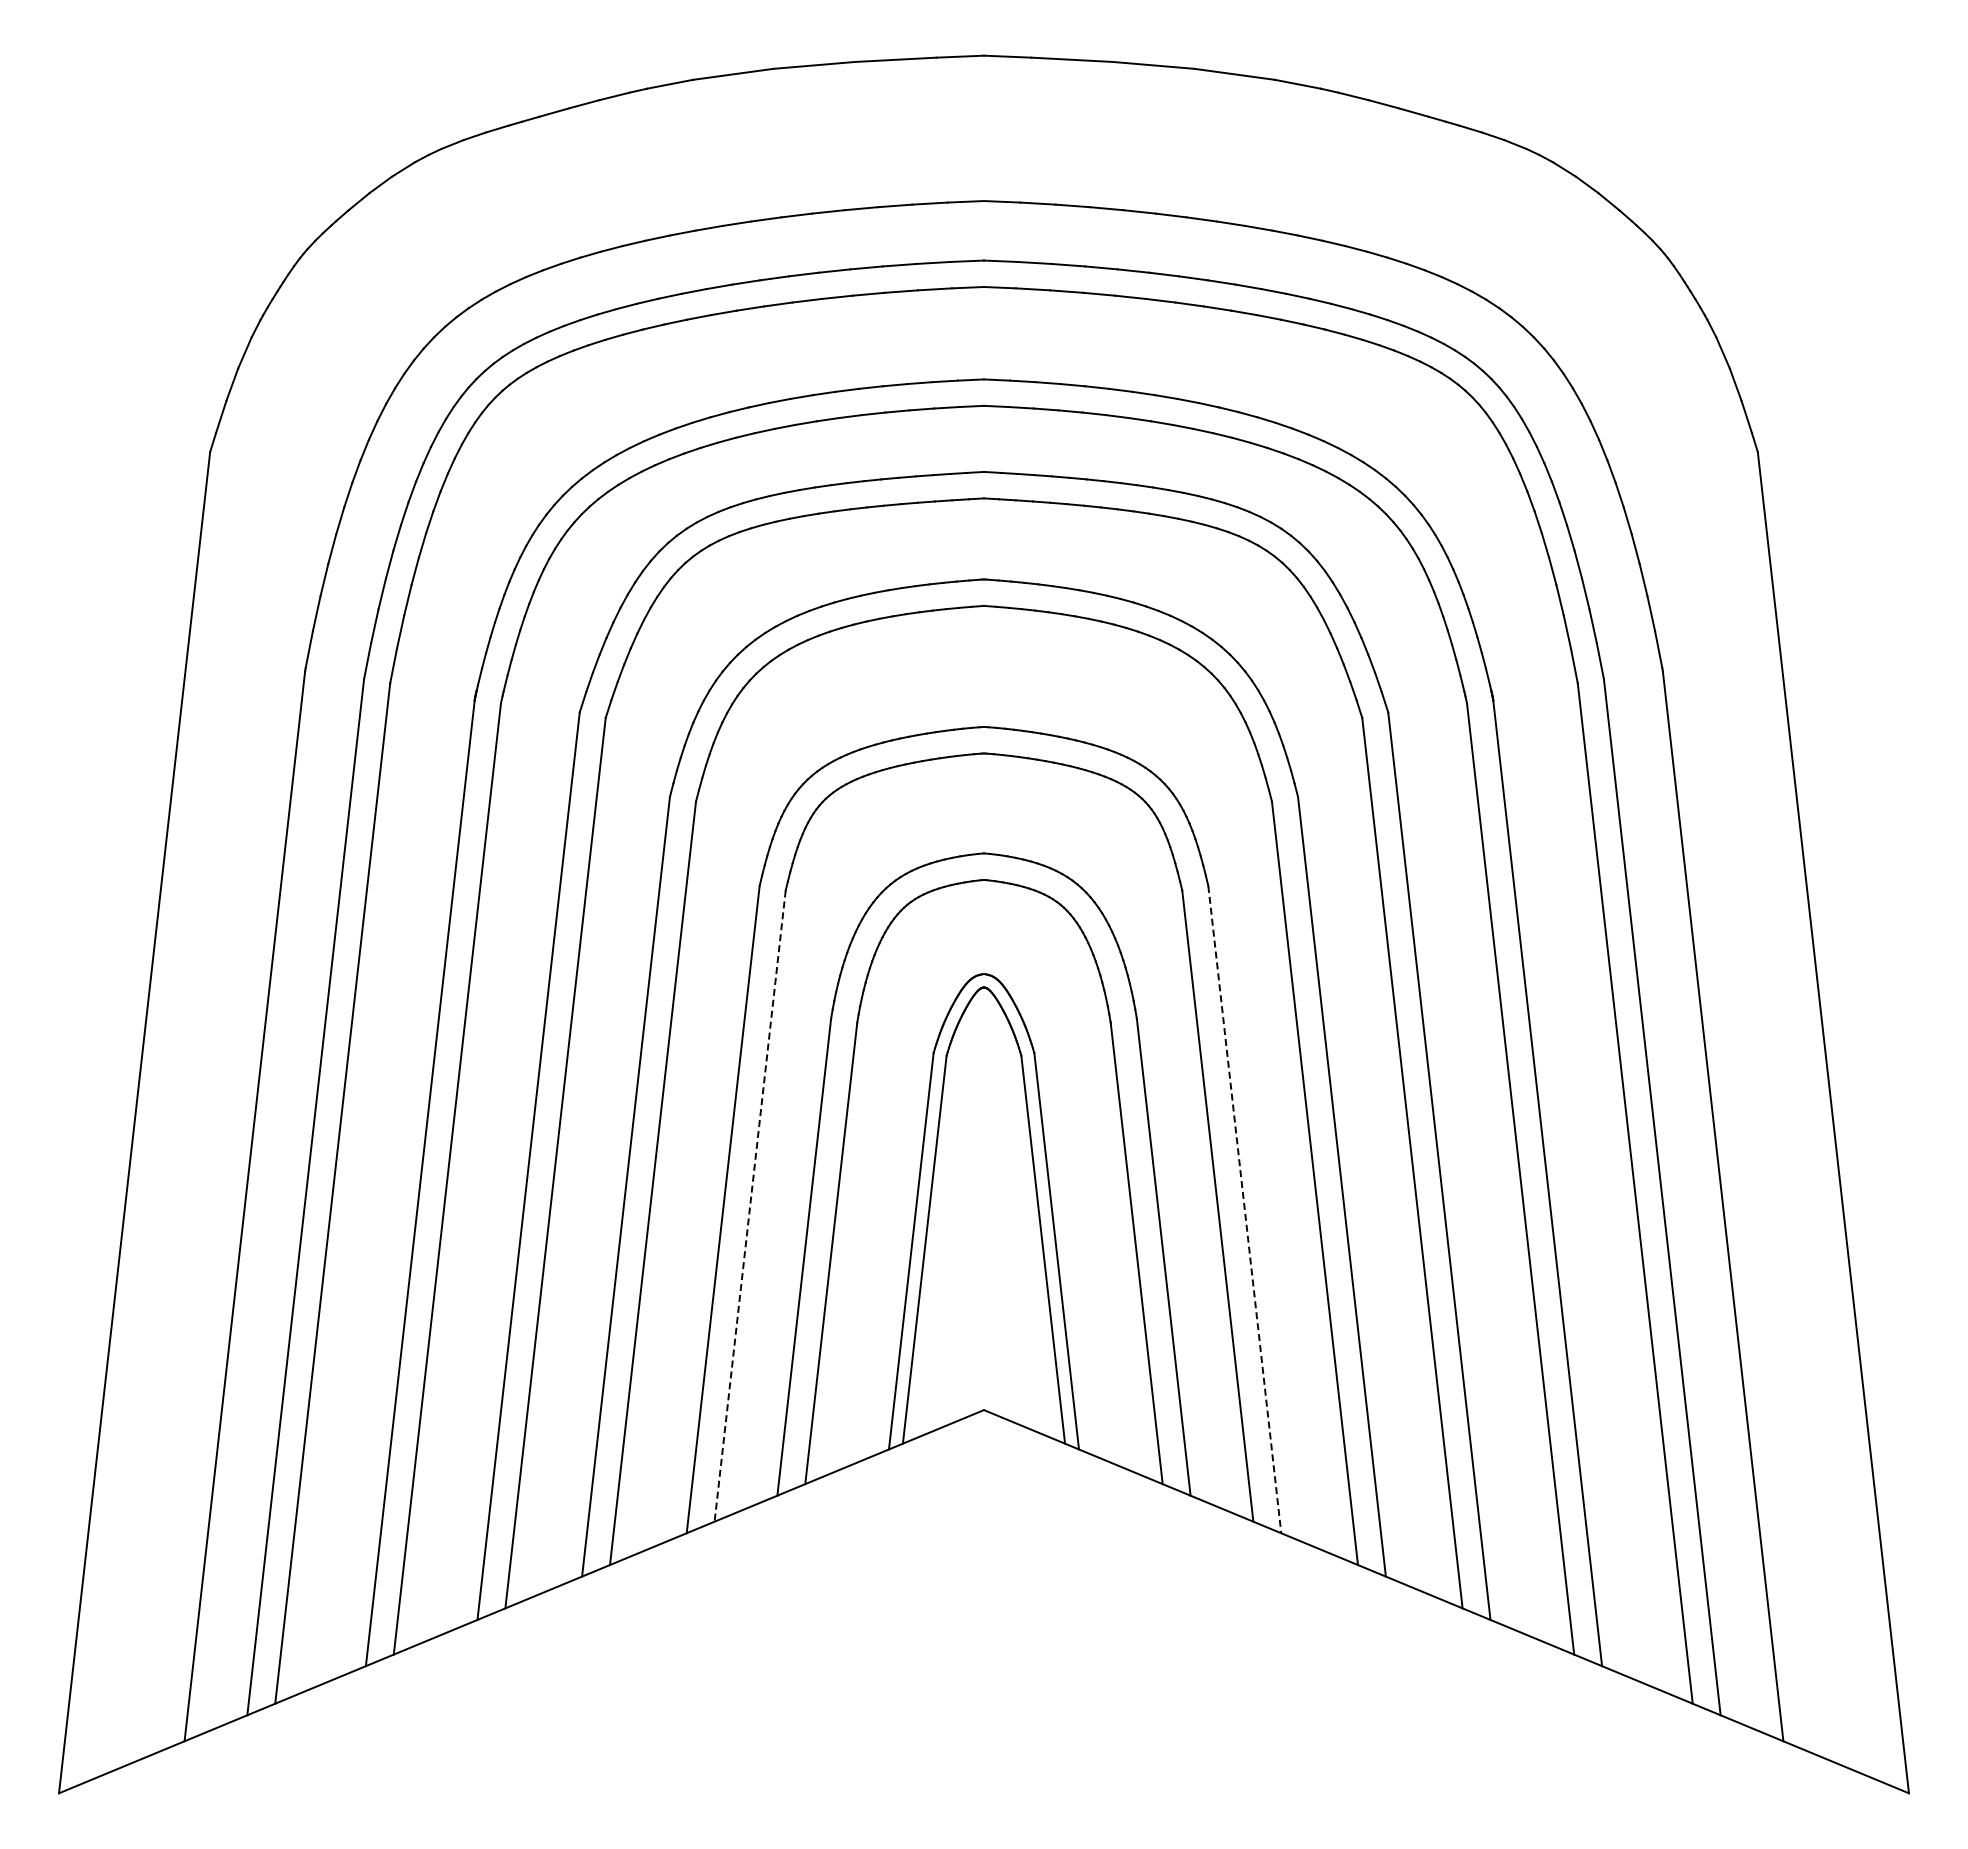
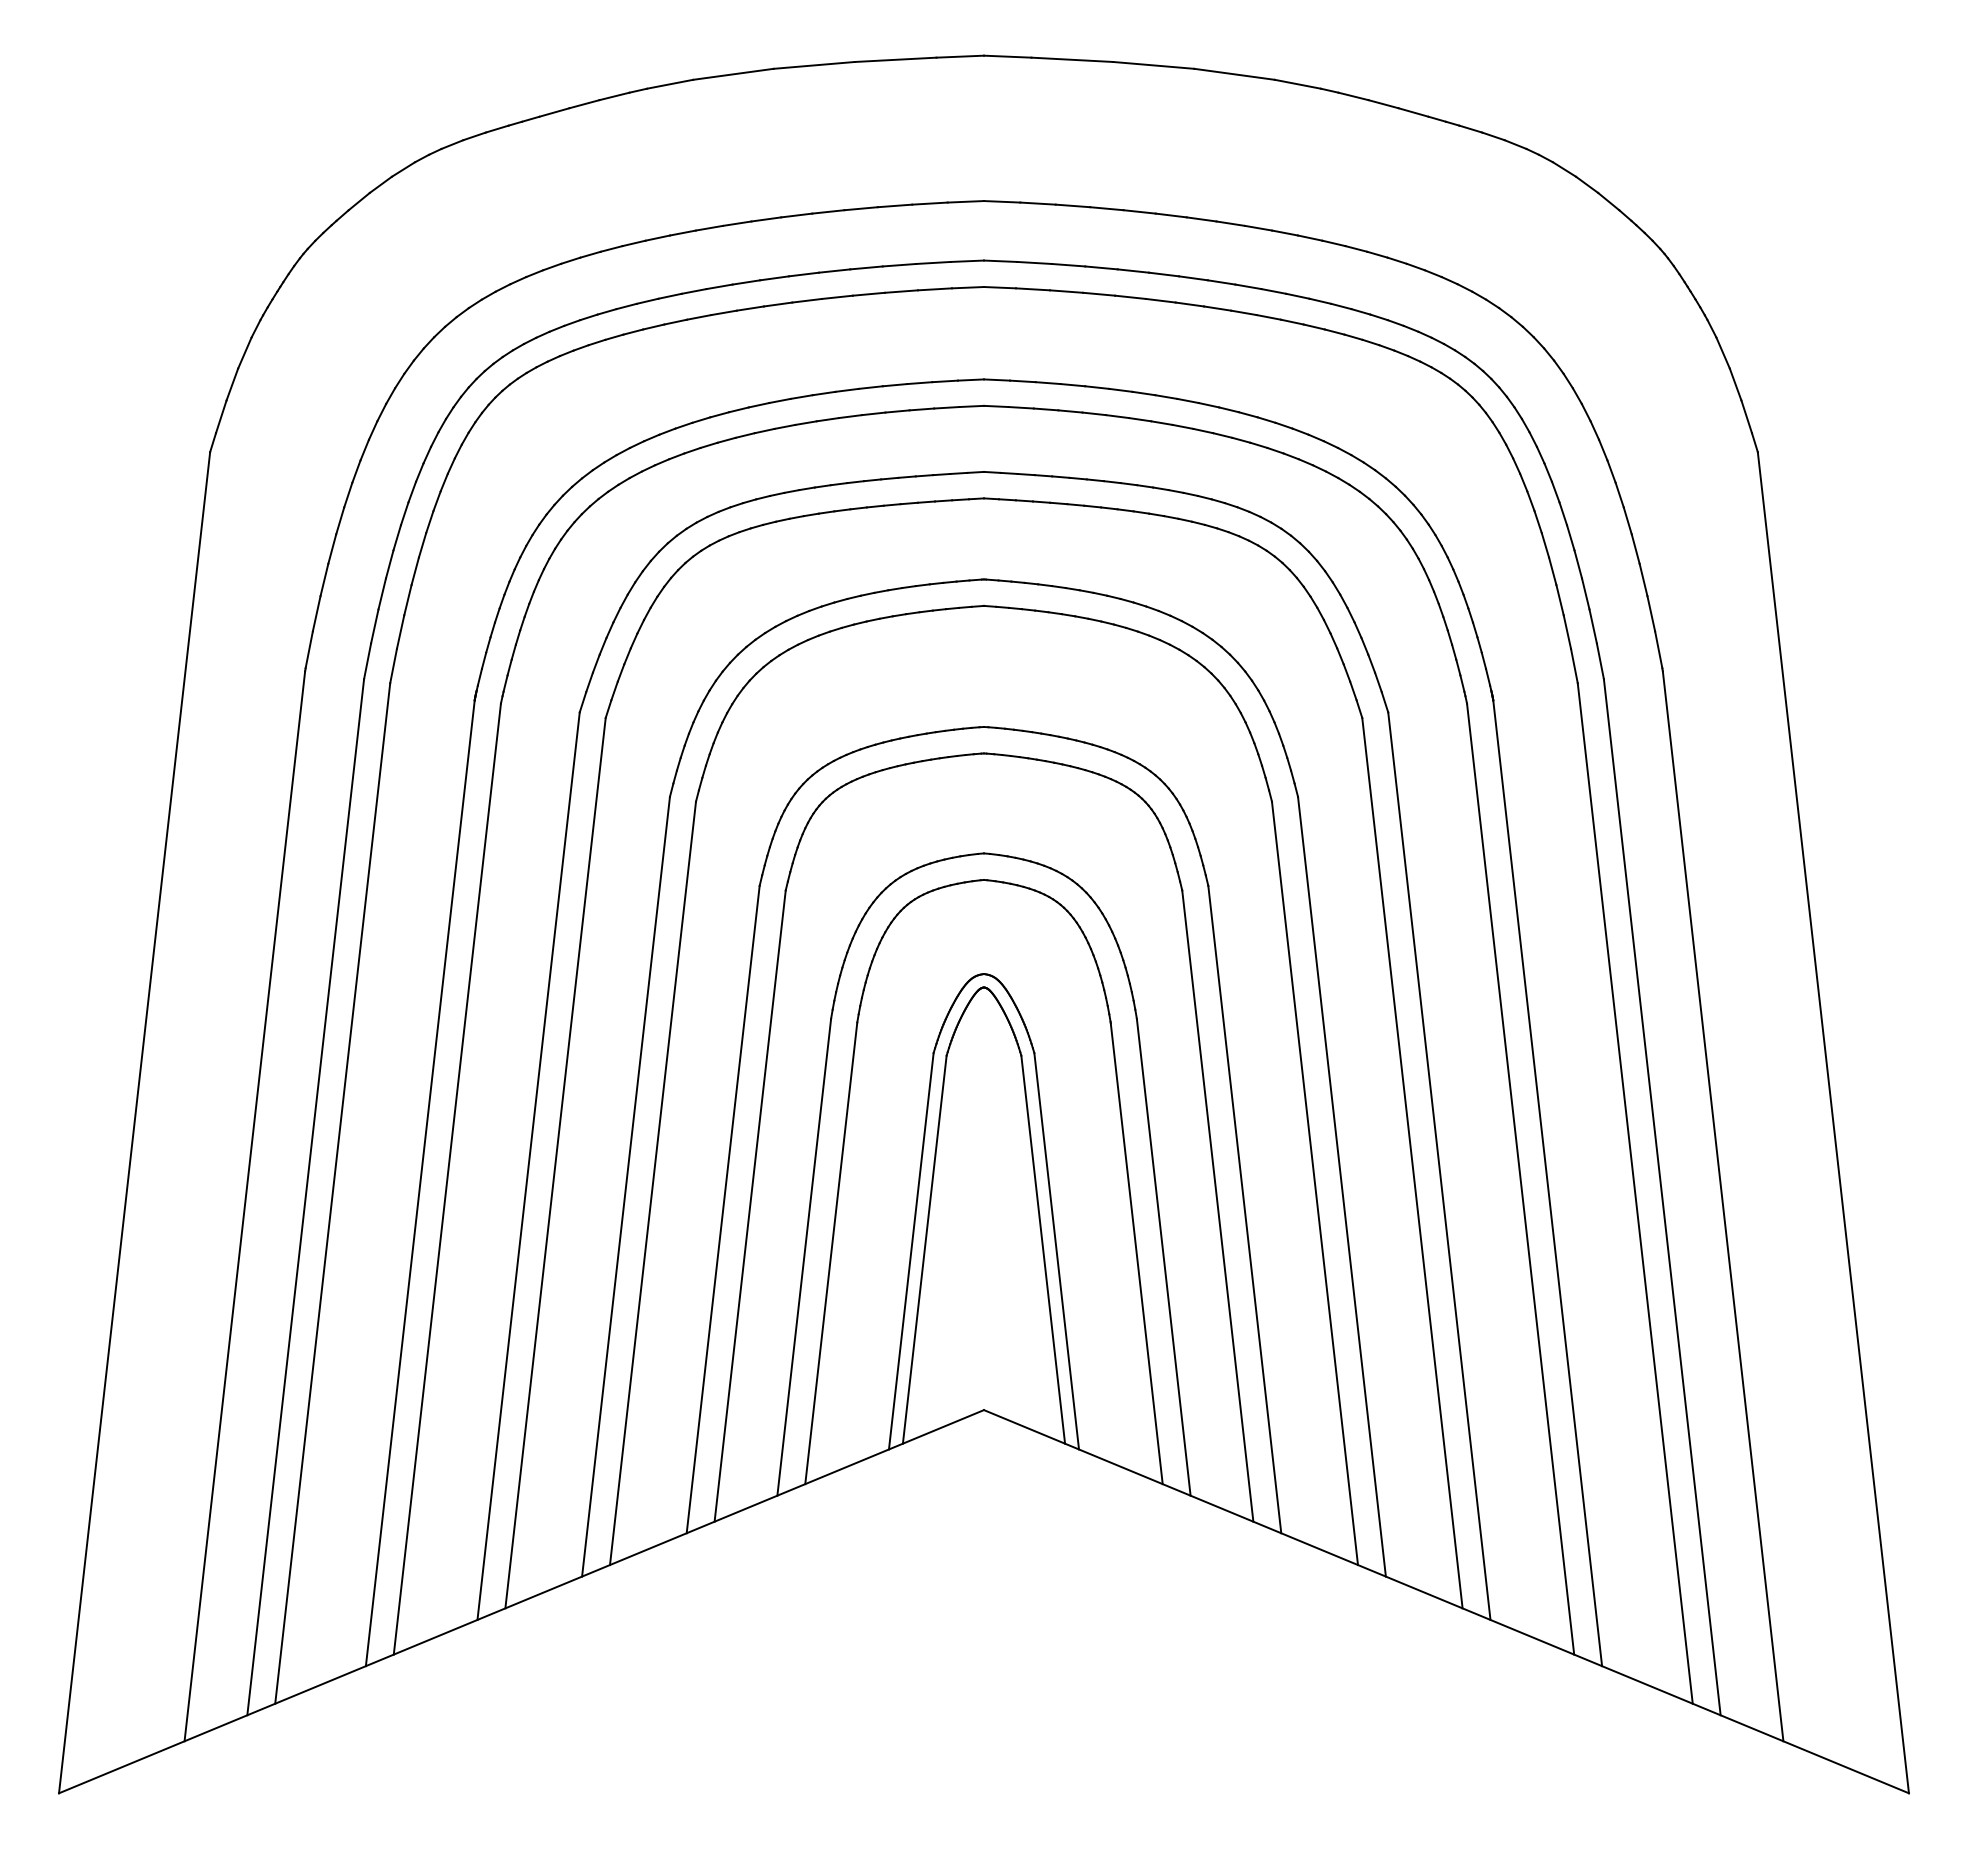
line: dashed -> solid (750, 1206)
line: dashed -> solid (1244, 1209)
